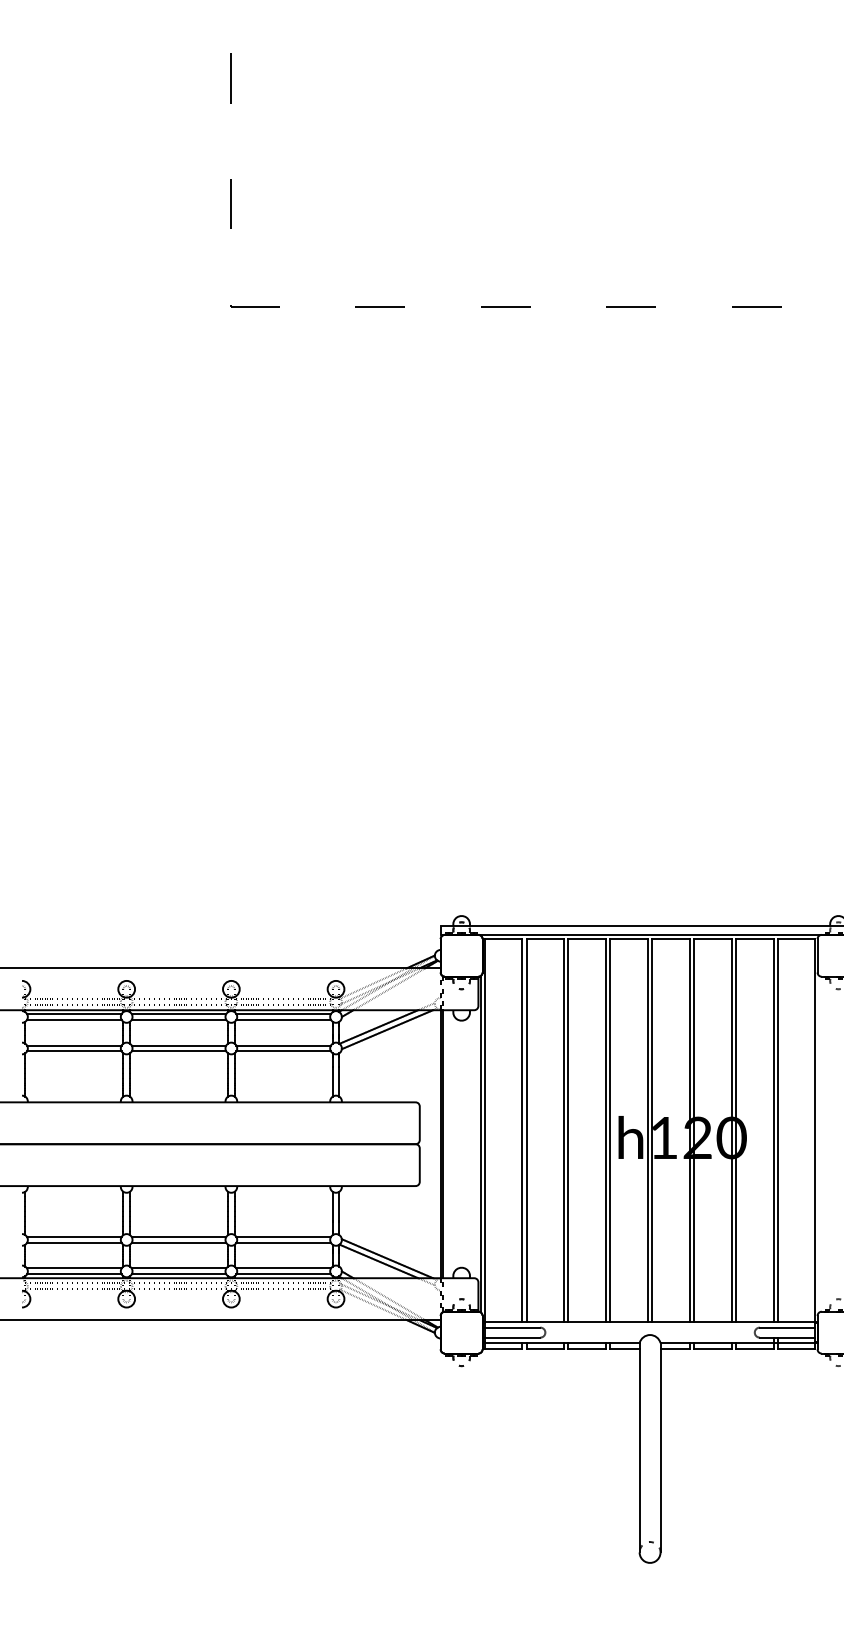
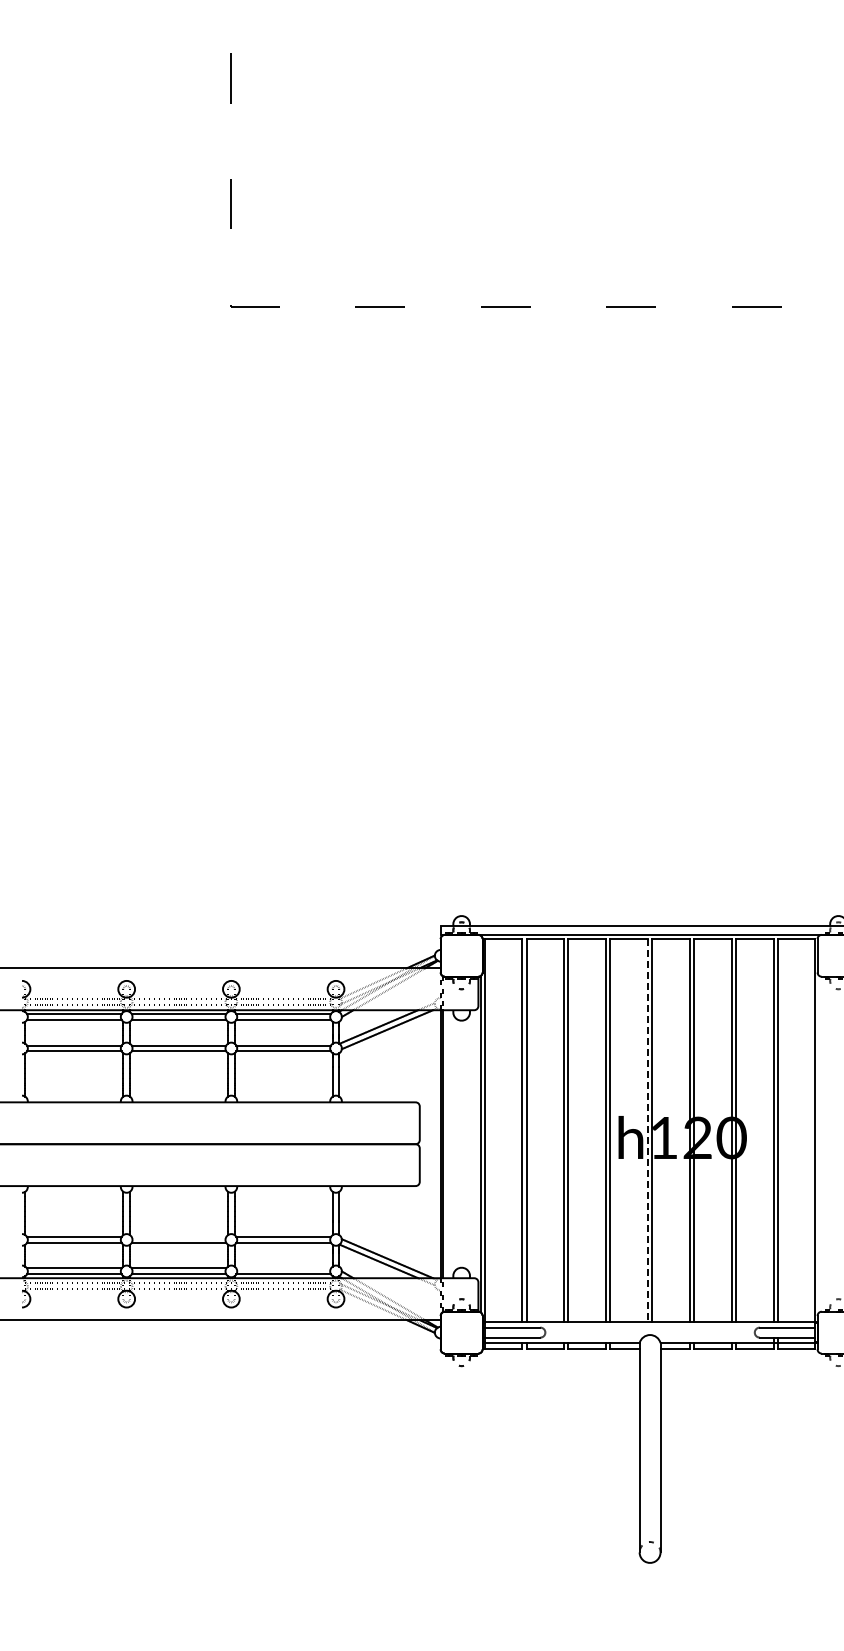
line: solid -> dashed (647, 1130)
line: present -> none (178, 1237)
line: present -> none (283, 1268)
